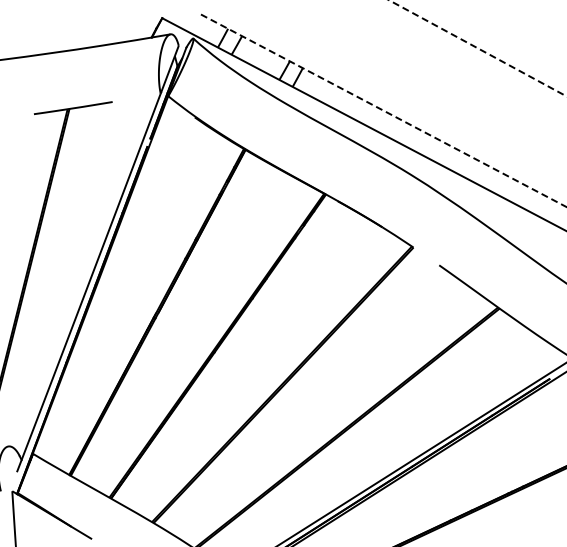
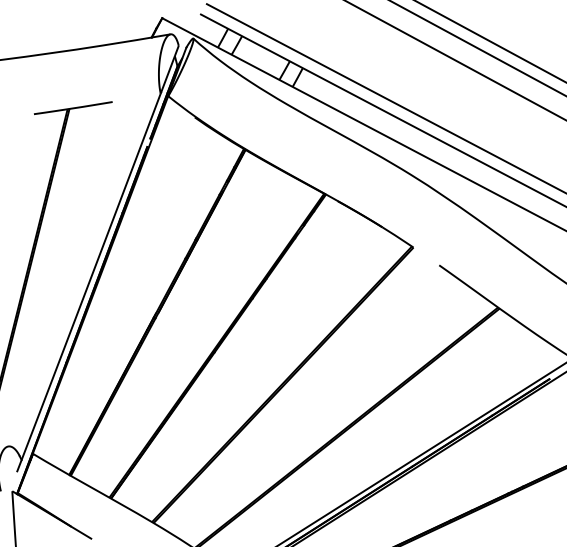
line: none -> present (490, 41)
line: dashed -> solid (477, 48)
line: none -> present (455, 60)
line: none -> present (384, 98)
line: dashed -> solid (383, 110)
